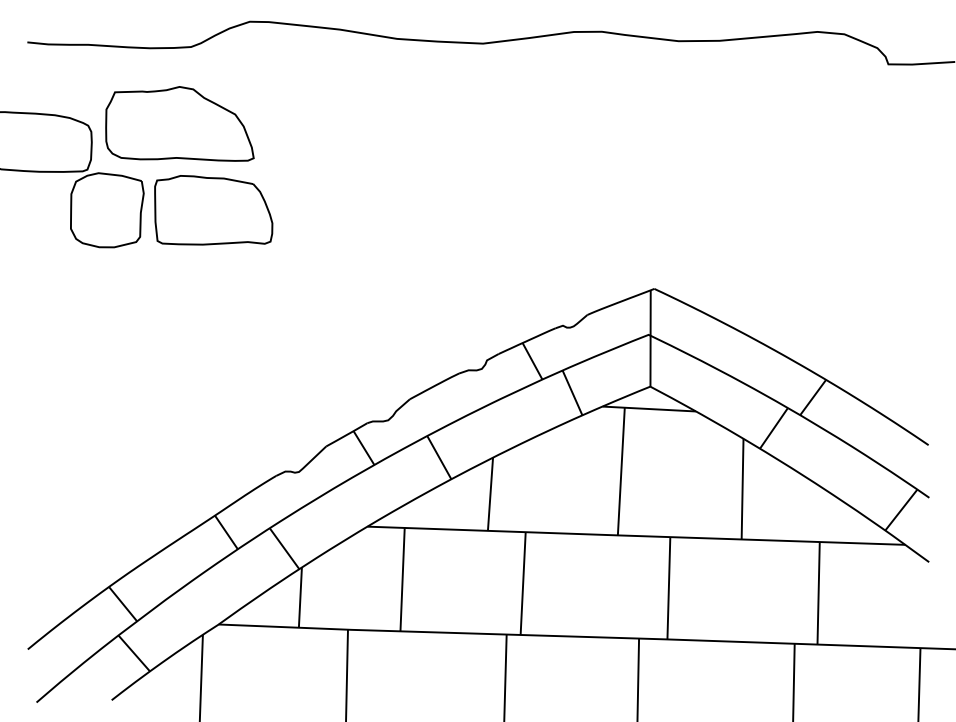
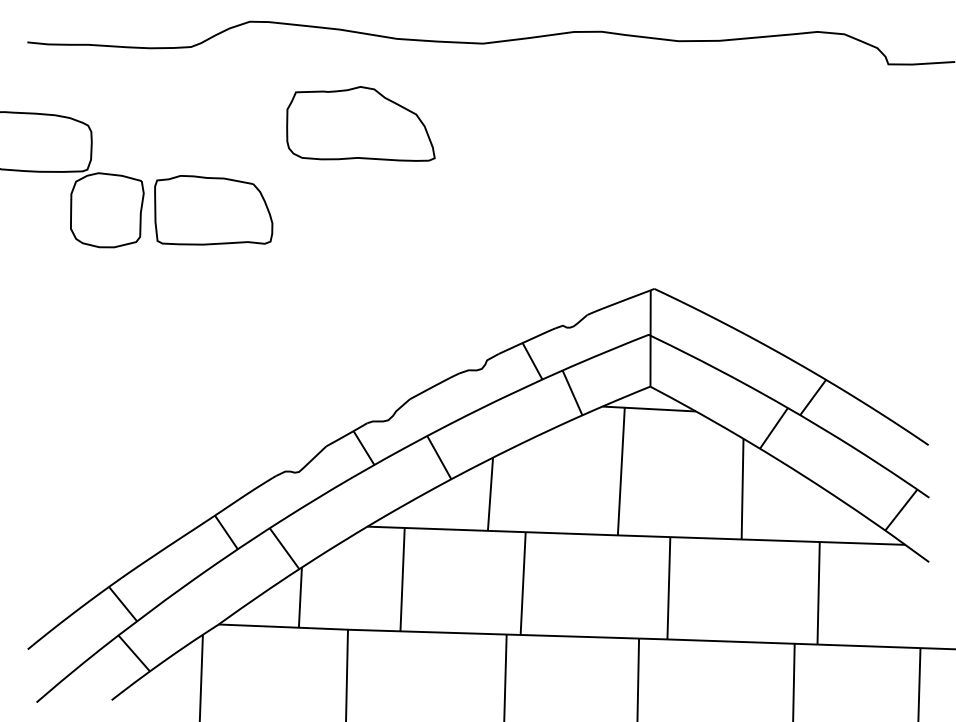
part position: (179, 123) -> (360, 123) (360, 123)
